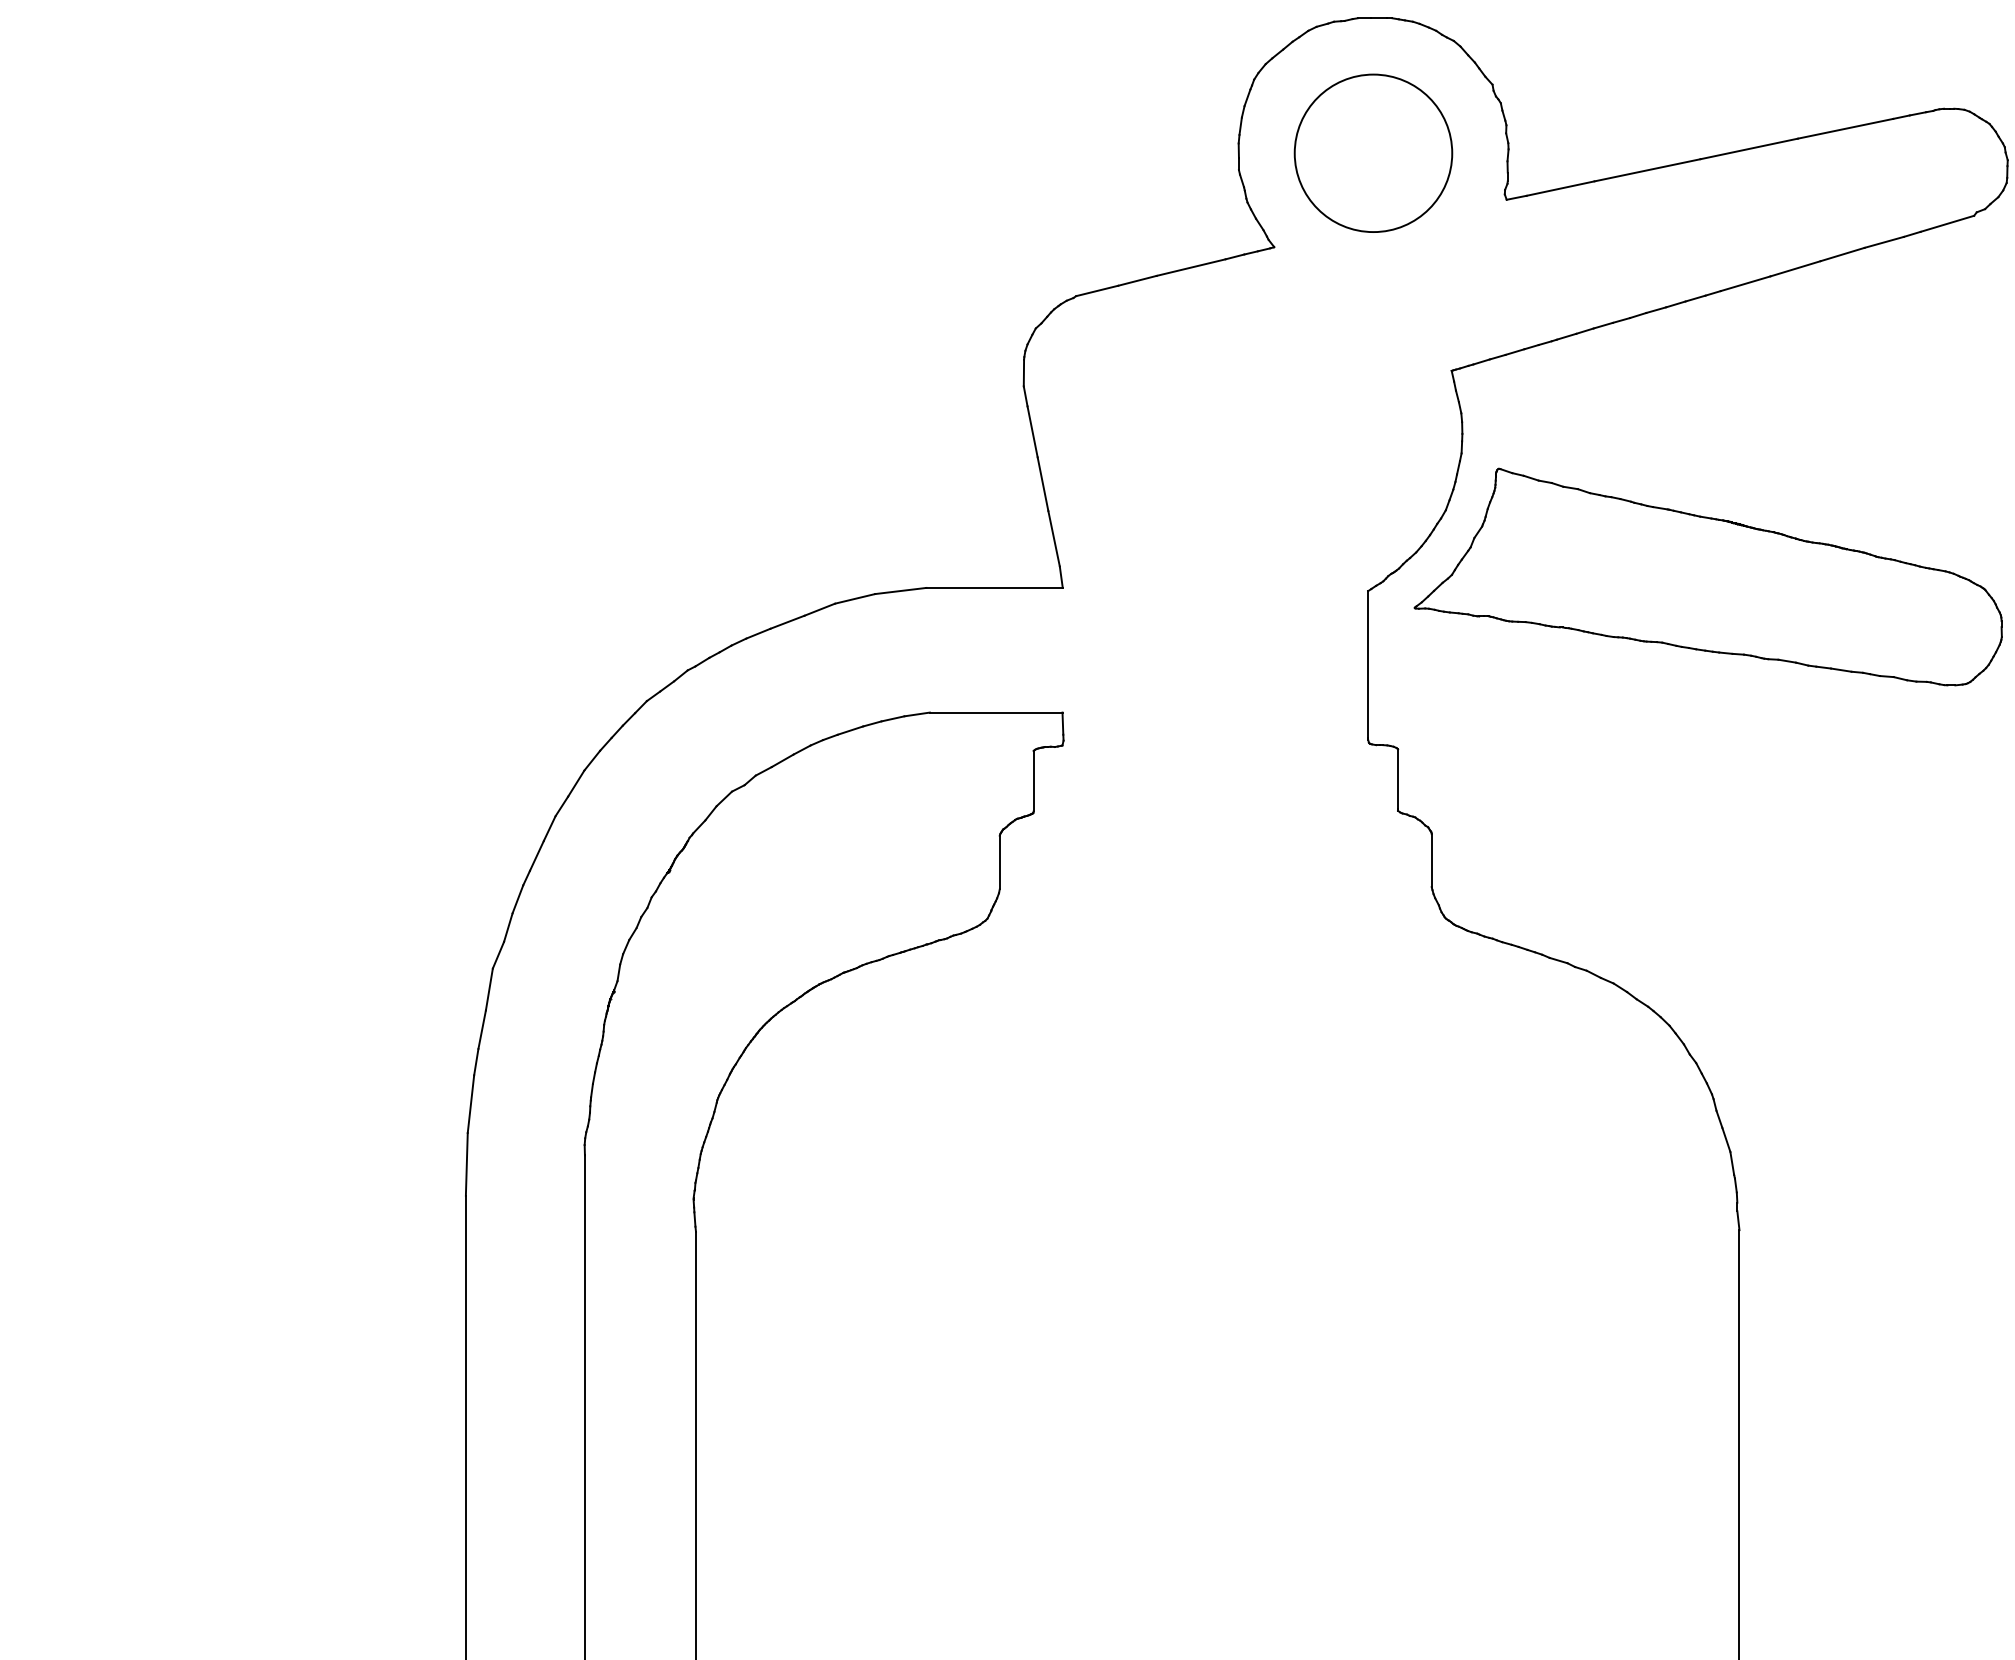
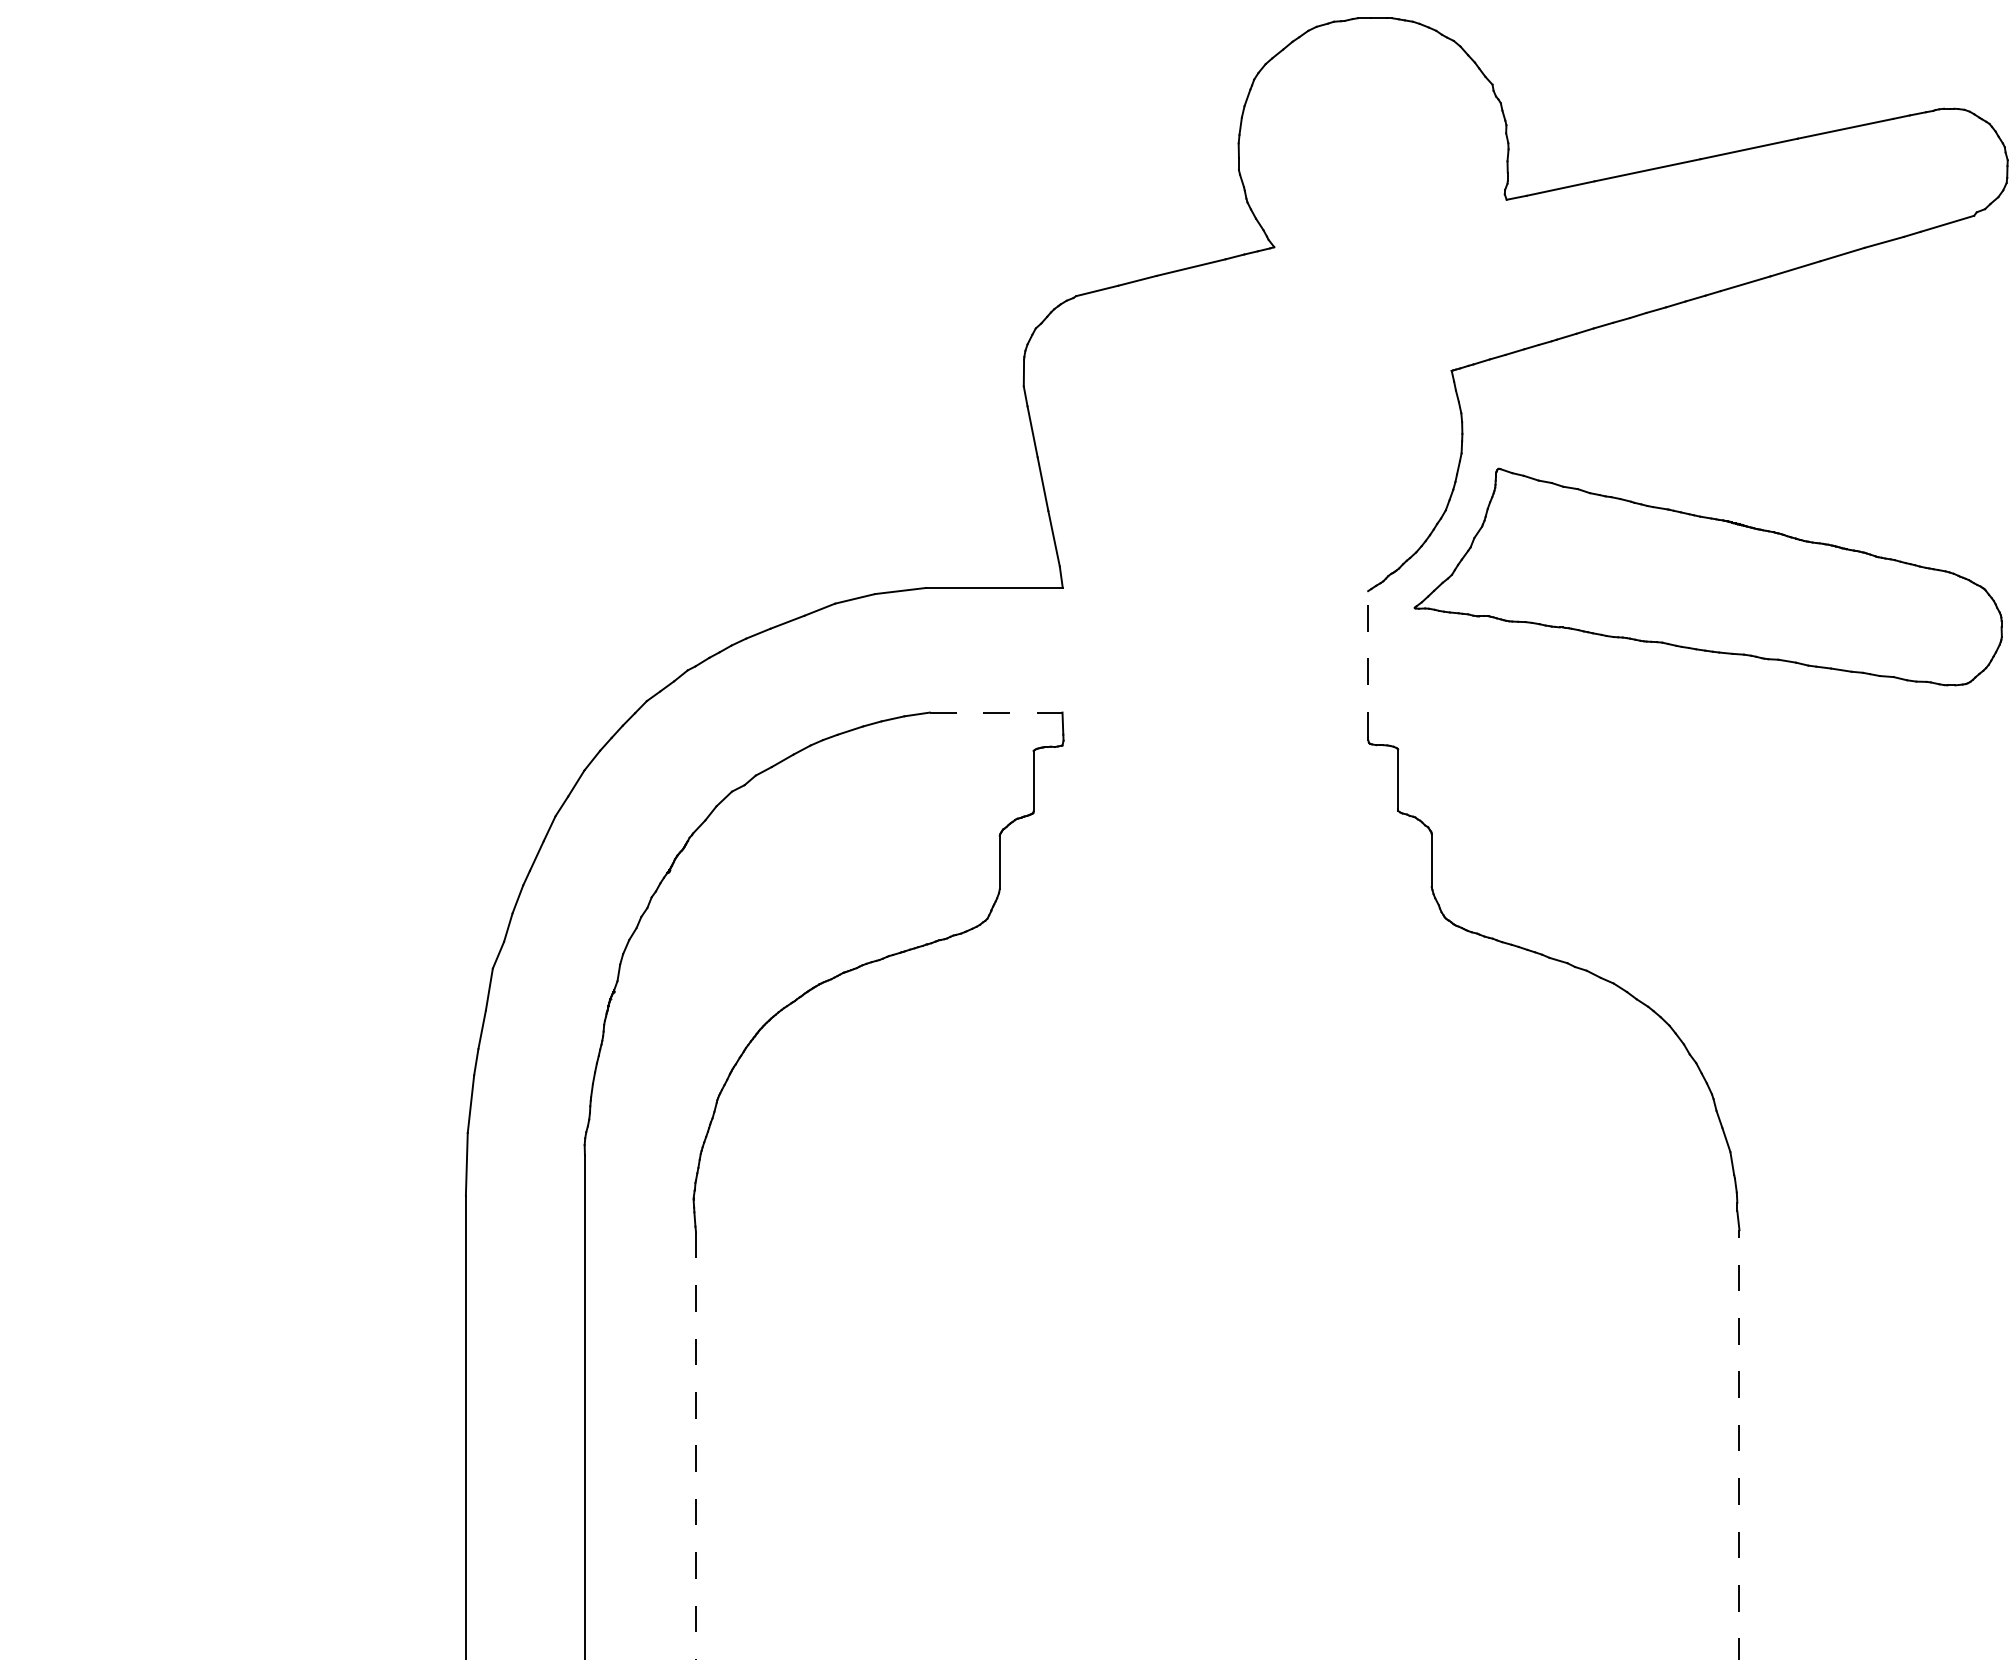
circle: present -> none (1373, 152)
line: solid -> dashed (1368, 664)
line: solid -> dashed (996, 712)
line: solid -> dashed (1739, 1444)
line: solid -> dashed (696, 1445)
